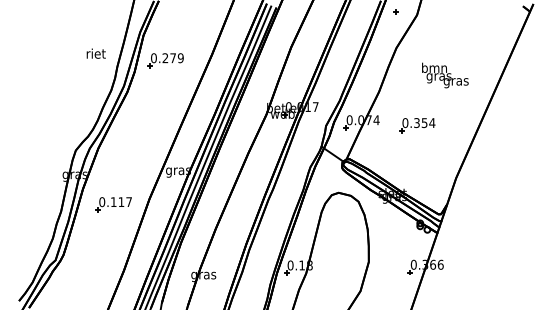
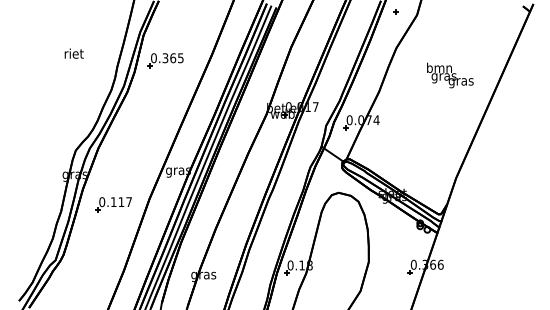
text position: (95, 53) -> (73, 53) (73, 53)
text: 0.279 -> 0.365 (172, 58)
text position: (445, 75) -> (450, 75) (450, 75)
part: present -> none (417, 125)
